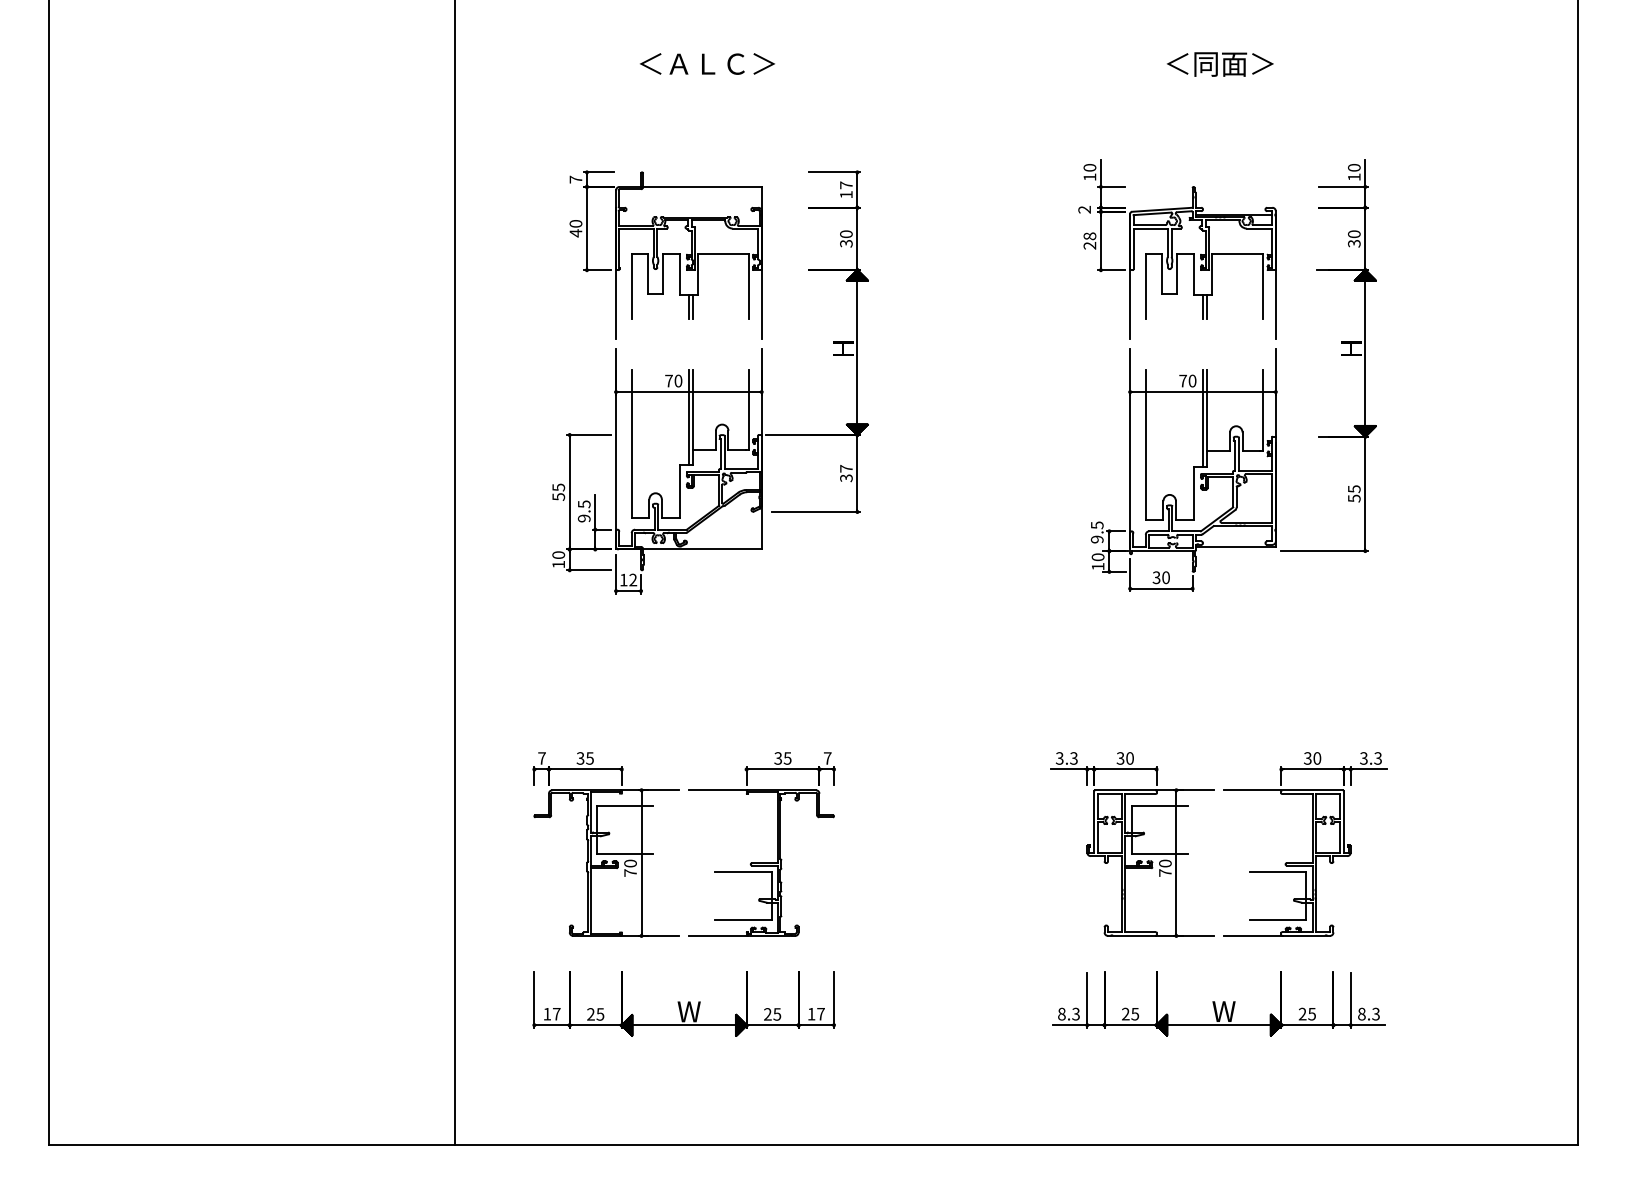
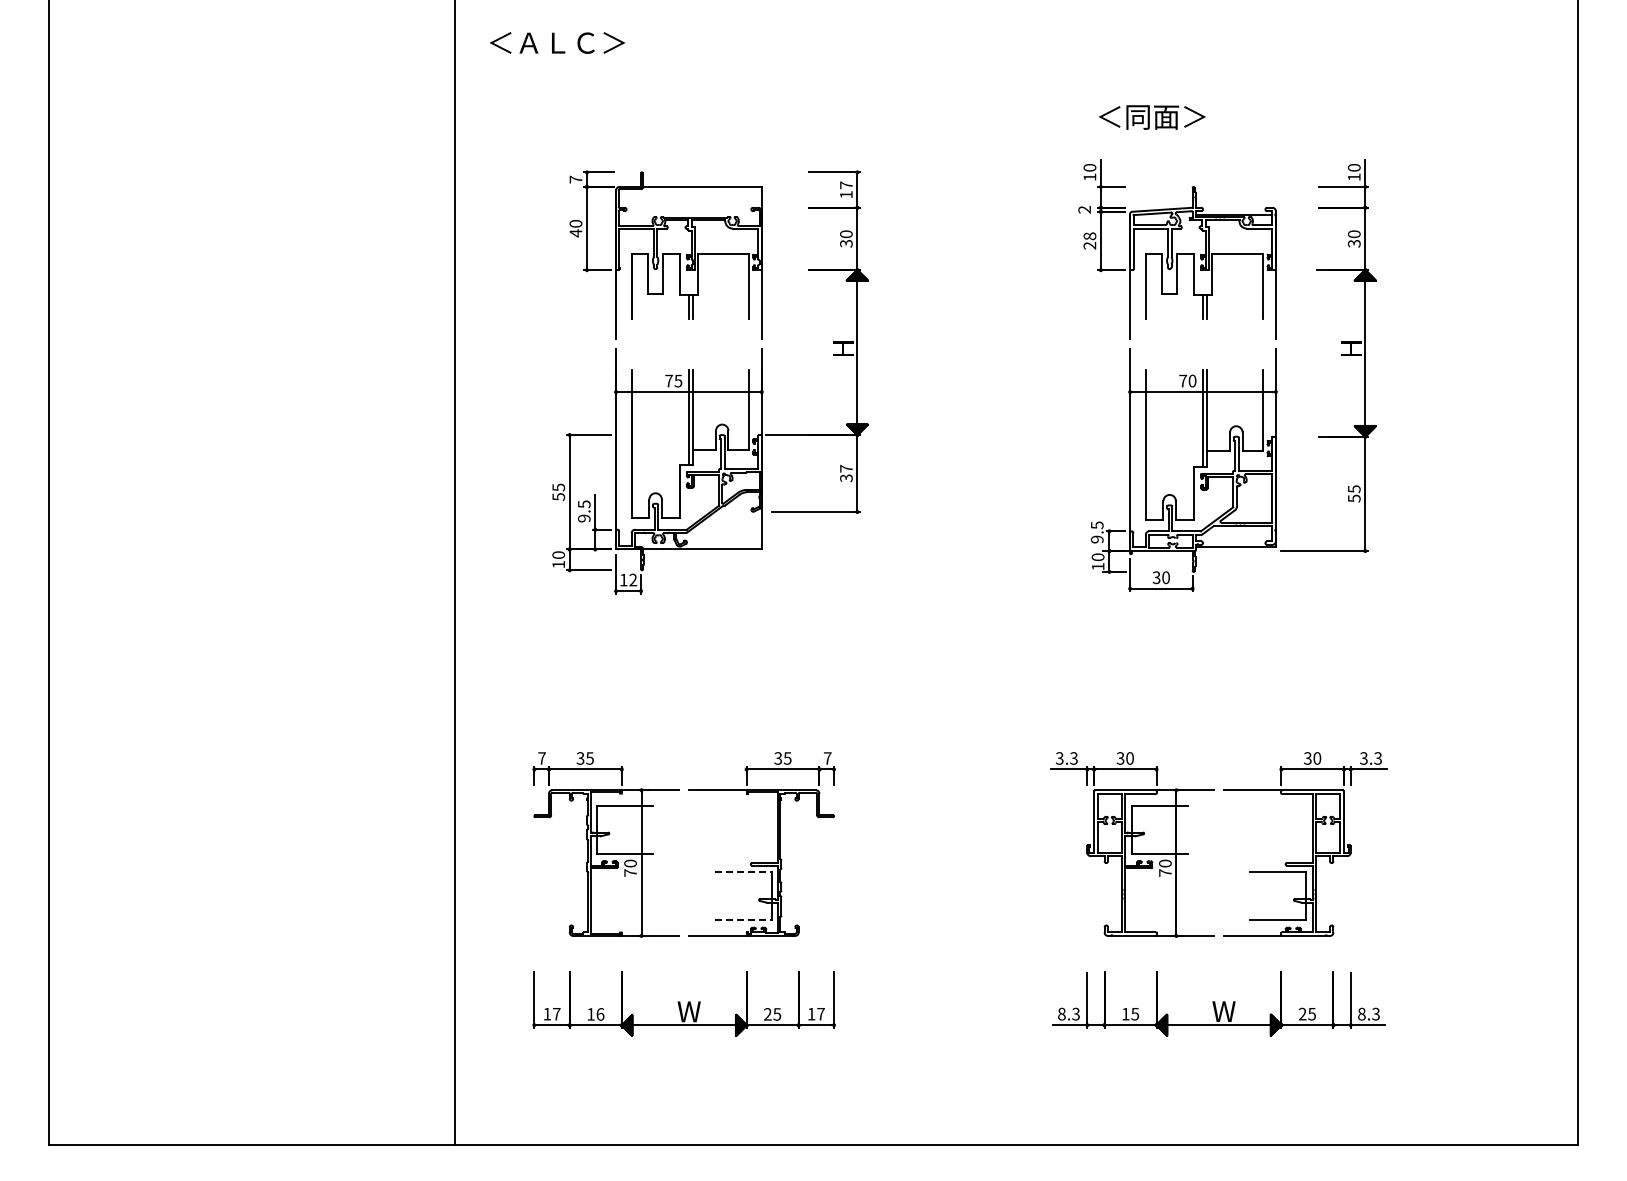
text position: (707, 63) -> (557, 42) (557, 42)
text position: (1220, 64) -> (1152, 117) (1152, 117)
text: 70 -> 75 (678, 380)
line: solid -> dashed (744, 872)
line: solid -> dashed (744, 920)
text: 25 -> 15 (1125, 1013)
text: 25 -> 16 (595, 1014)
